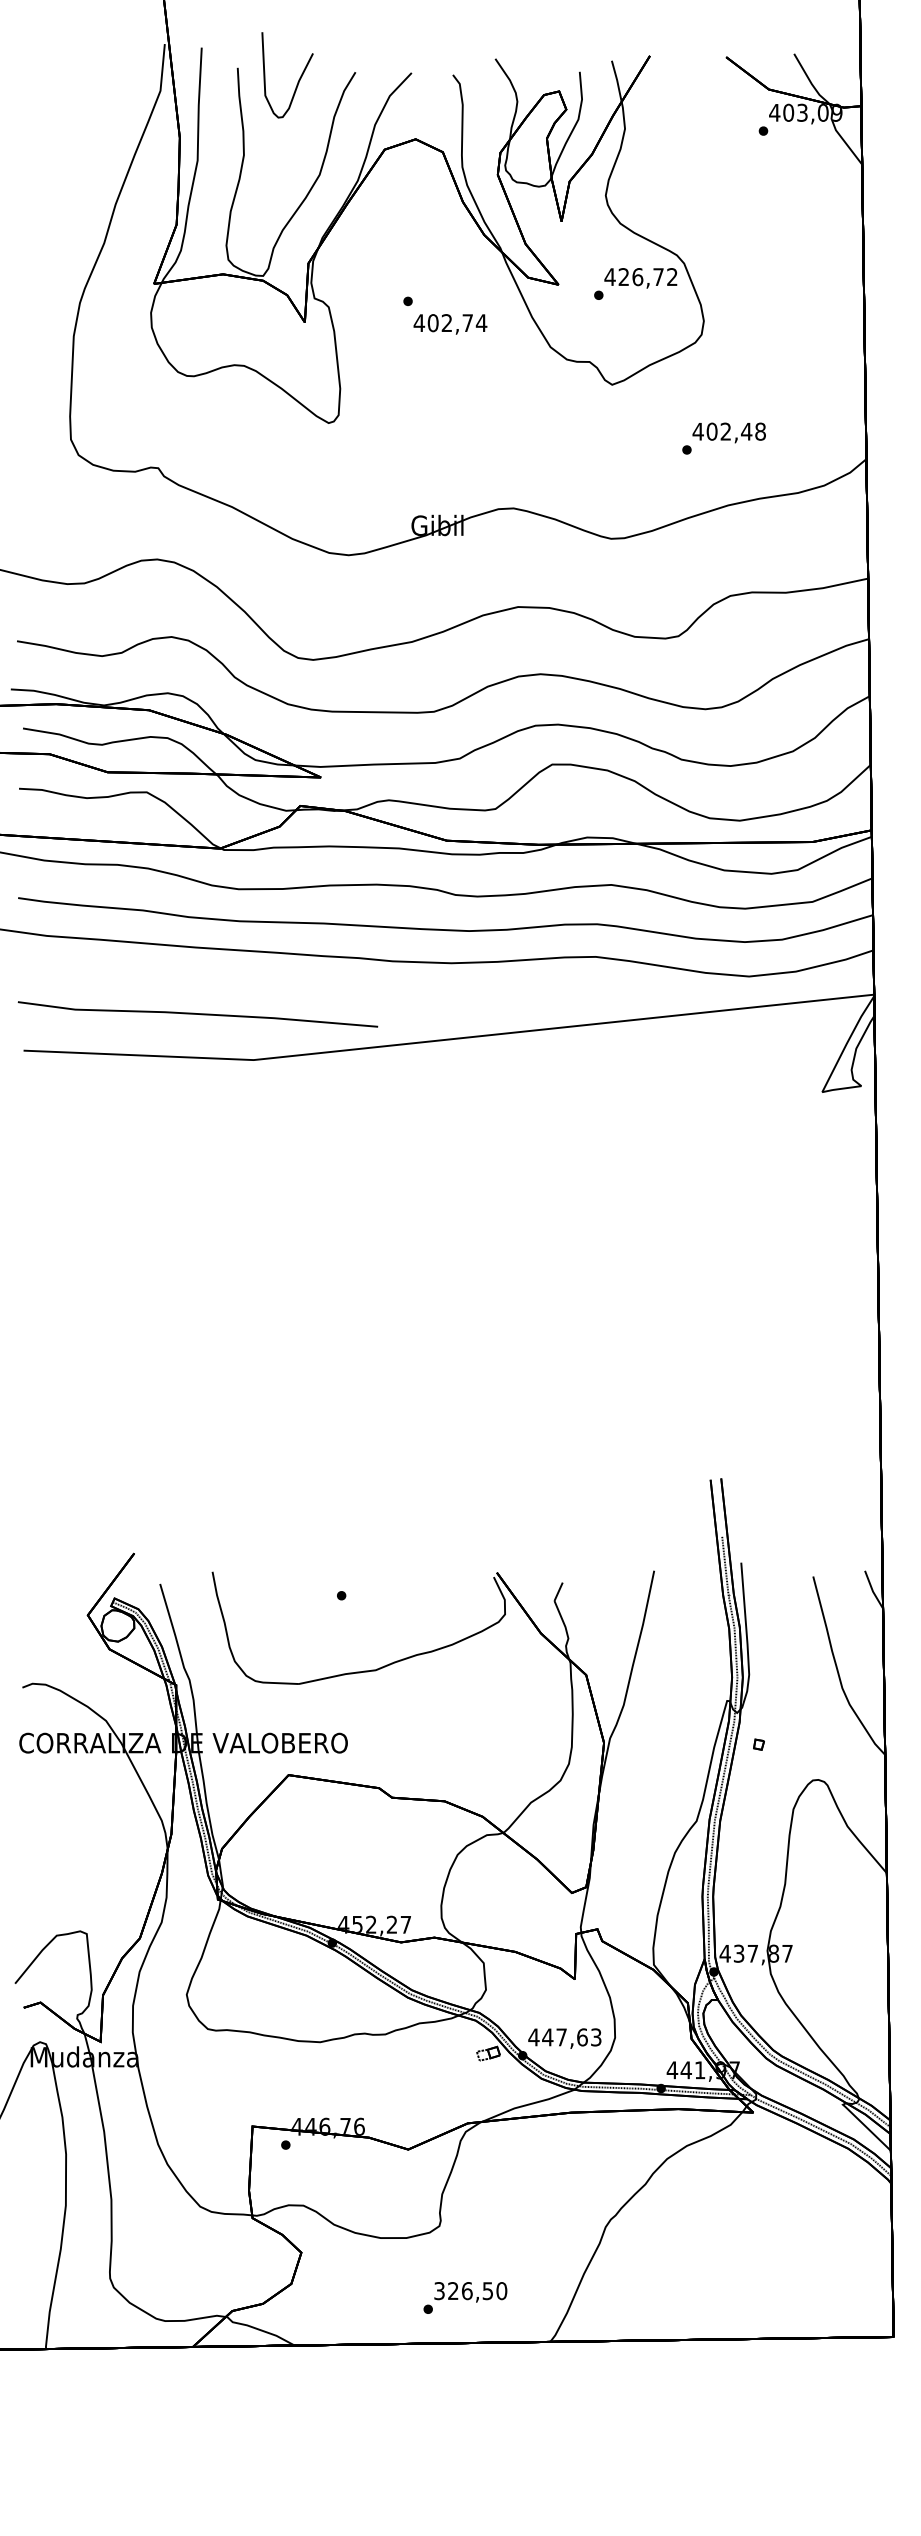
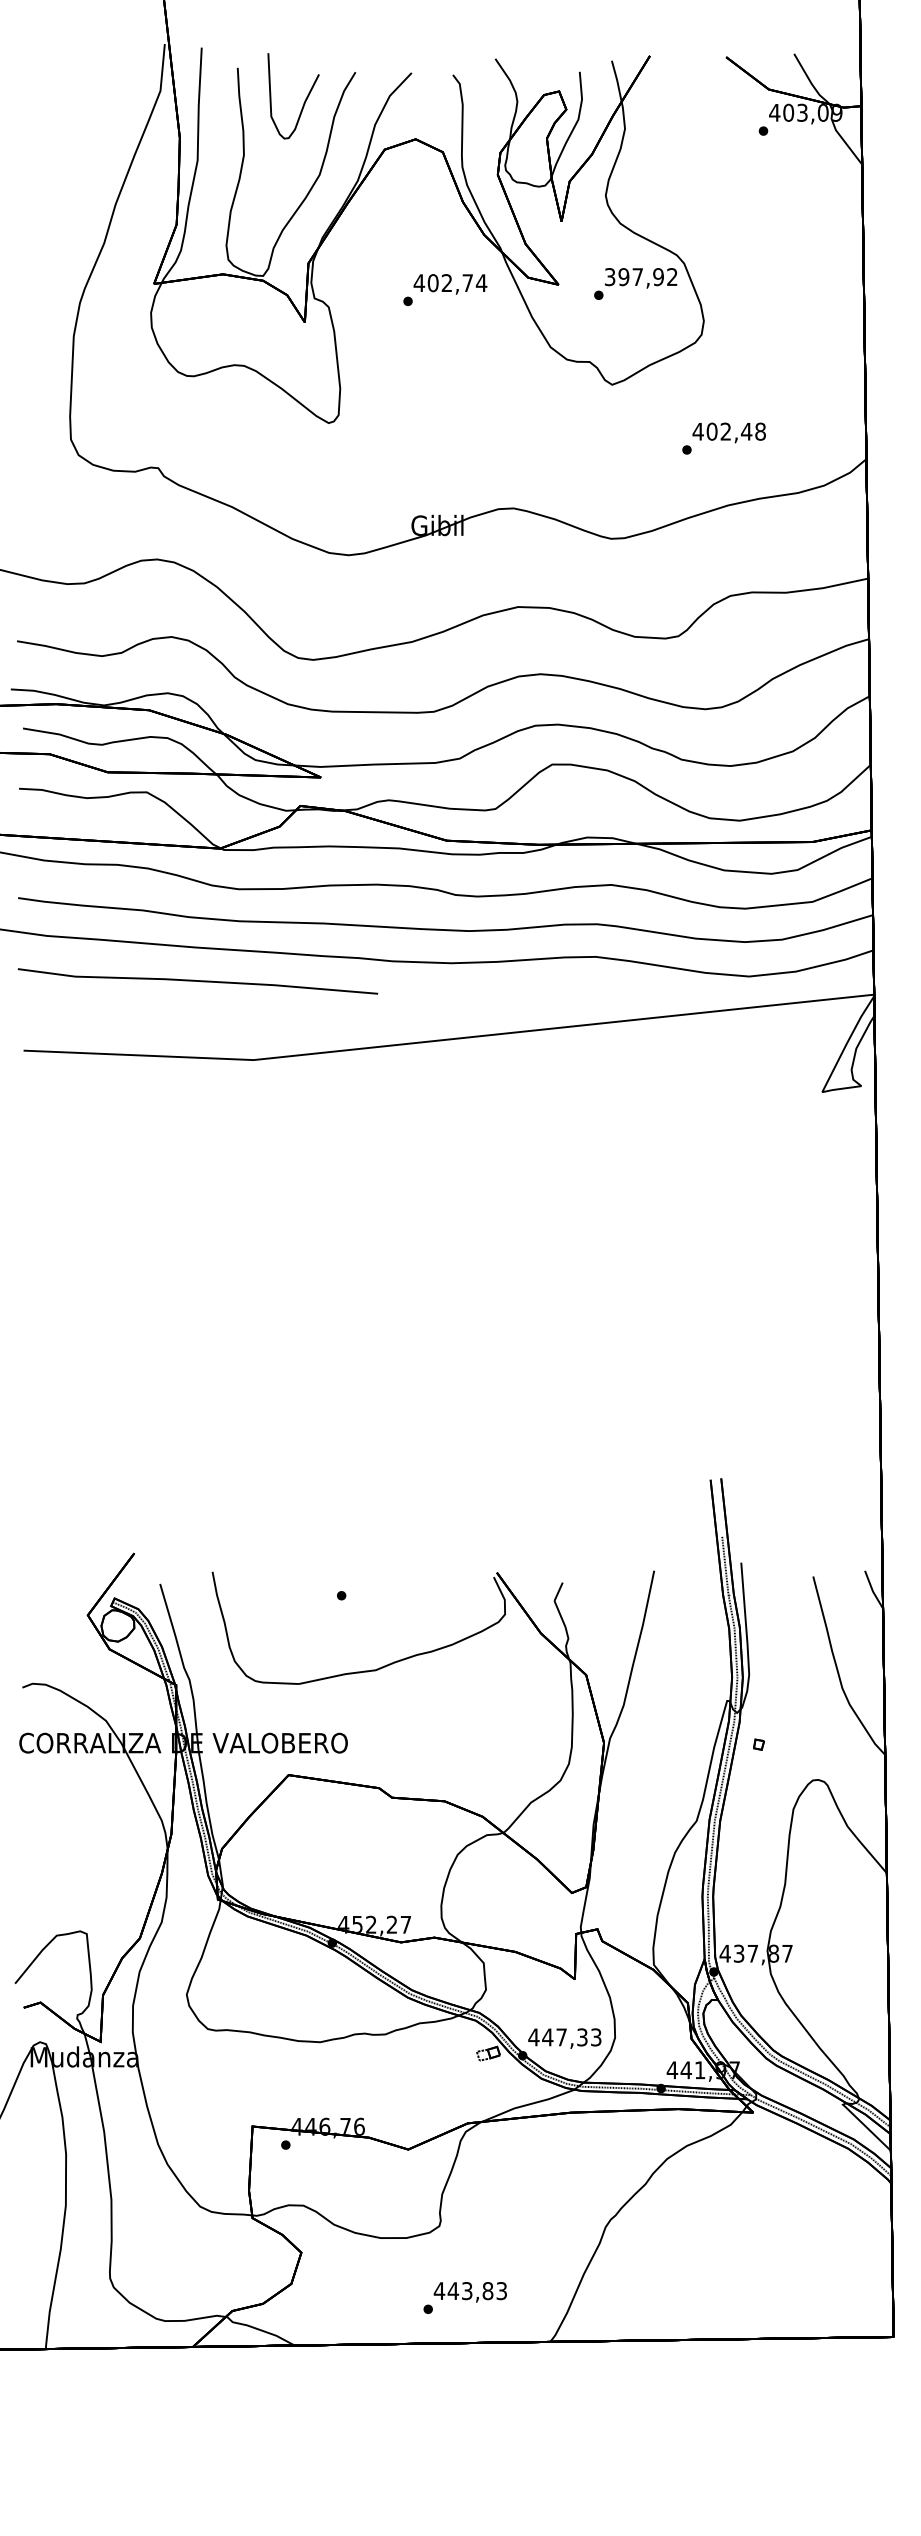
part position: (298, 79) -> (304, 100) (304, 100)
text: 426,72 -> 397,92 (633, 277)
text position: (450, 324) -> (450, 284) (450, 284)
line position: (197, 1014) -> (197, 981) (197, 981)
text: 447,63 -> 447,33 (582, 2037)
text: 326,50 -> 443,83 (470, 2291)
